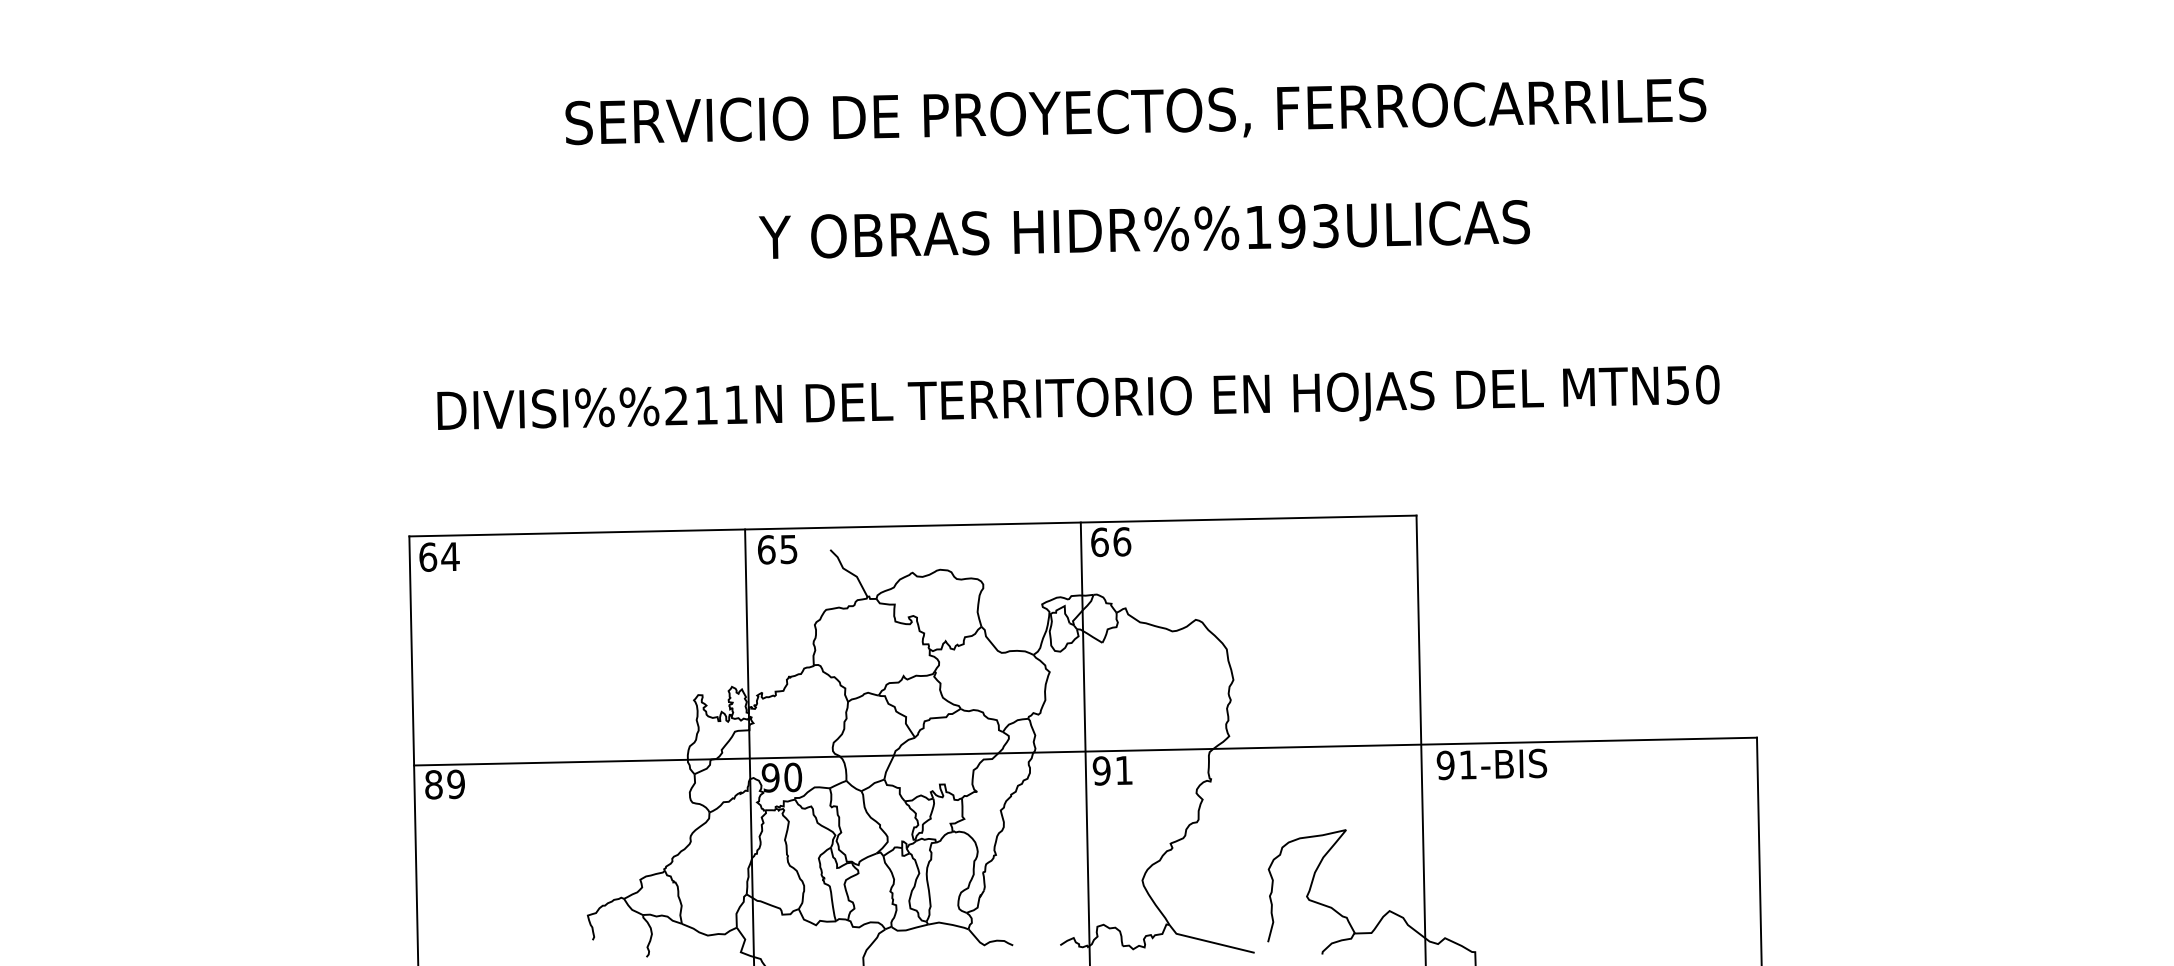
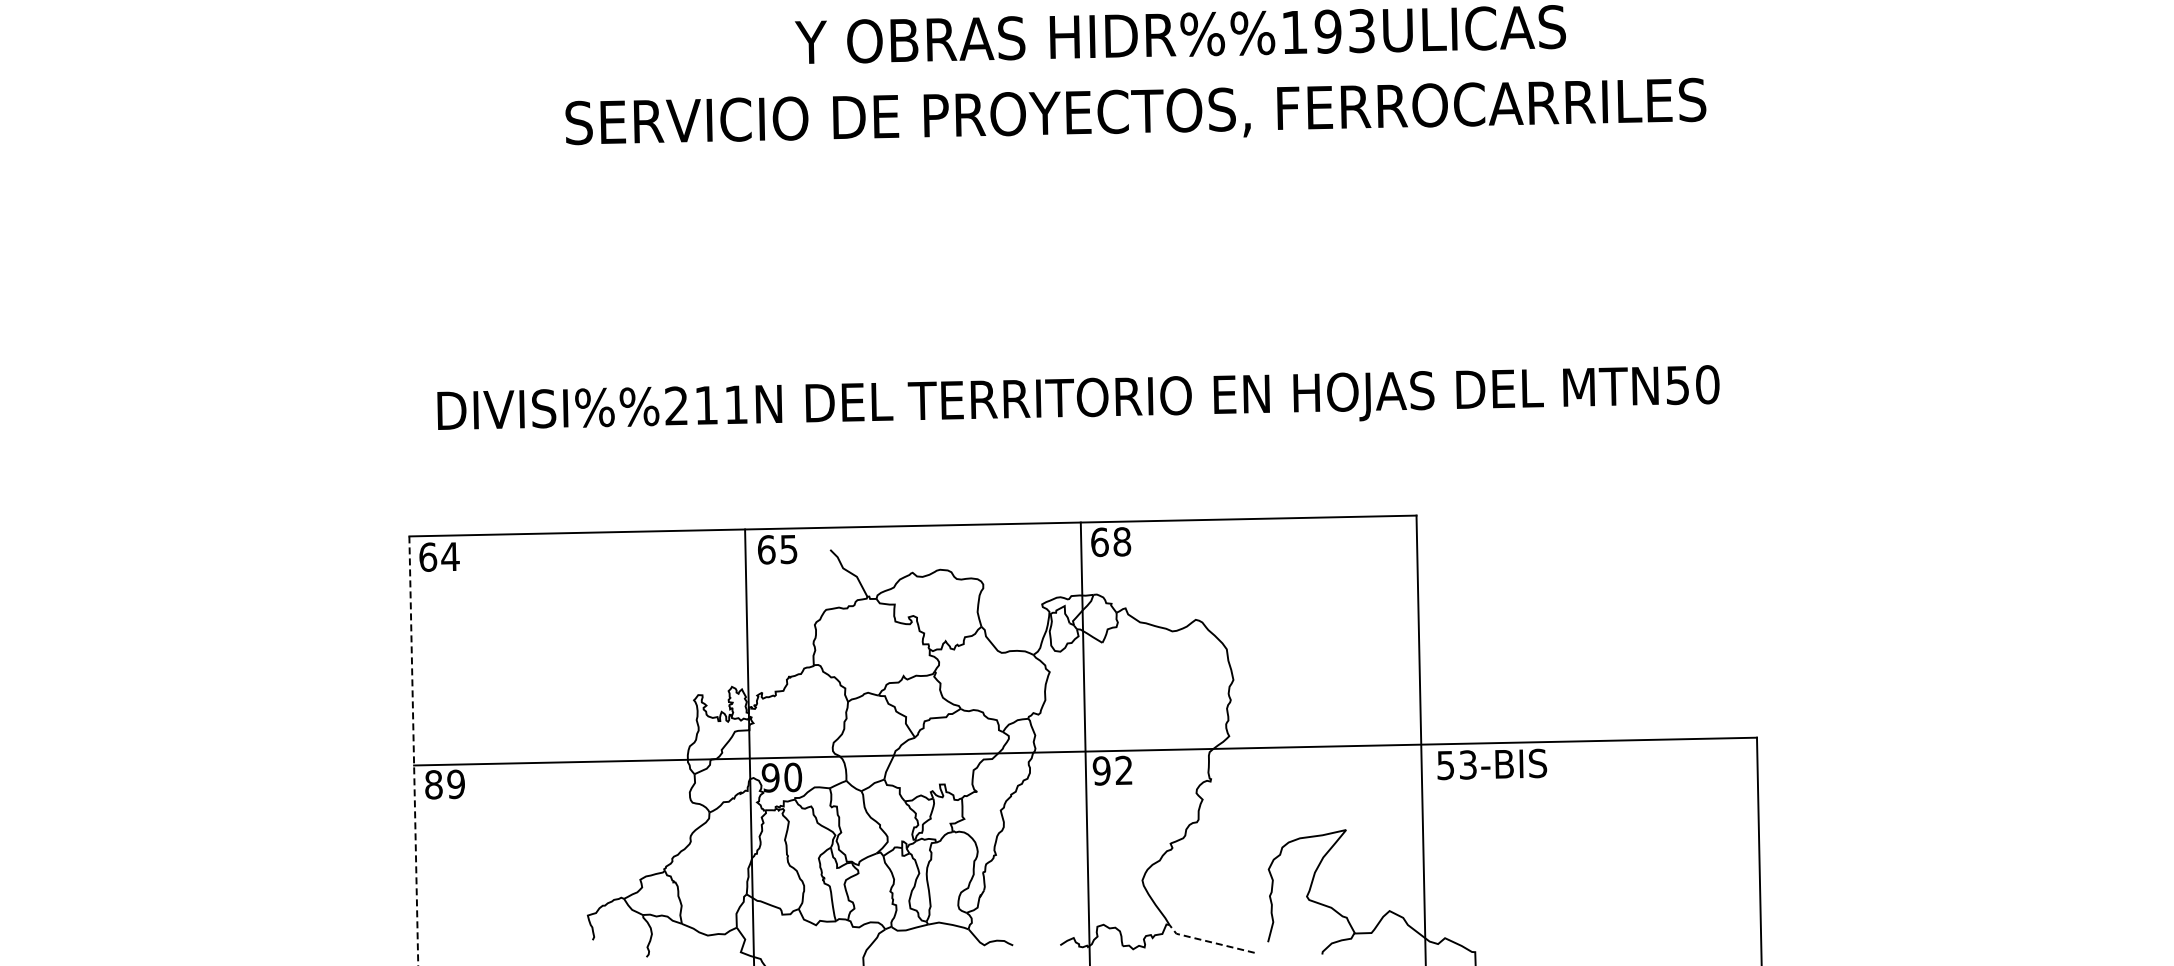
text position: (1144, 229) -> (1180, 34) (1180, 34)
text: 66 -> 68 (1122, 541)
line: solid -> dashed (413, 751)
text: 91-BIS -> 53-BIS (1456, 764)
text: 91 -> 92 (1123, 769)
line: solid -> dashed (1209, 941)
